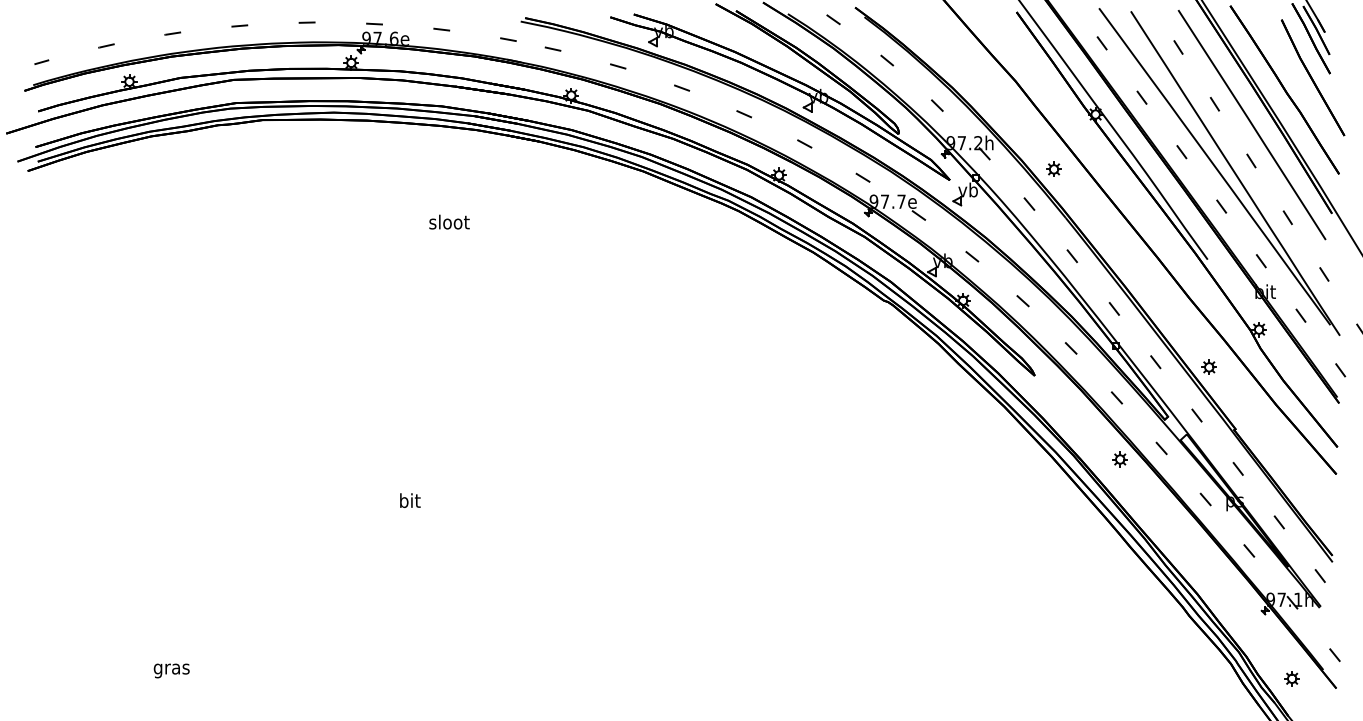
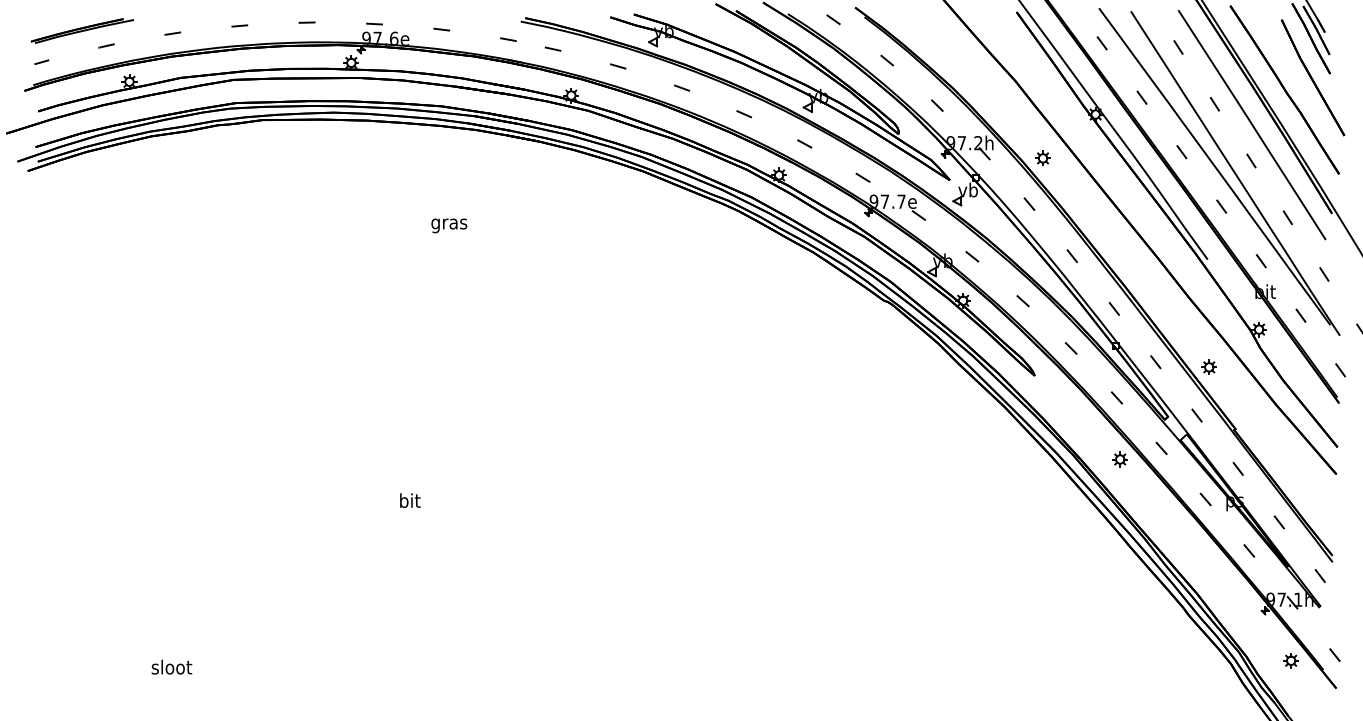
part: none -> present (81, 30)
part position: (1053, 168) -> (1042, 157) (1042, 157)
text: sloot -> gras (449, 223)
text: gras -> sloot (171, 668)
part position: (1291, 678) -> (1290, 660) (1290, 660)
